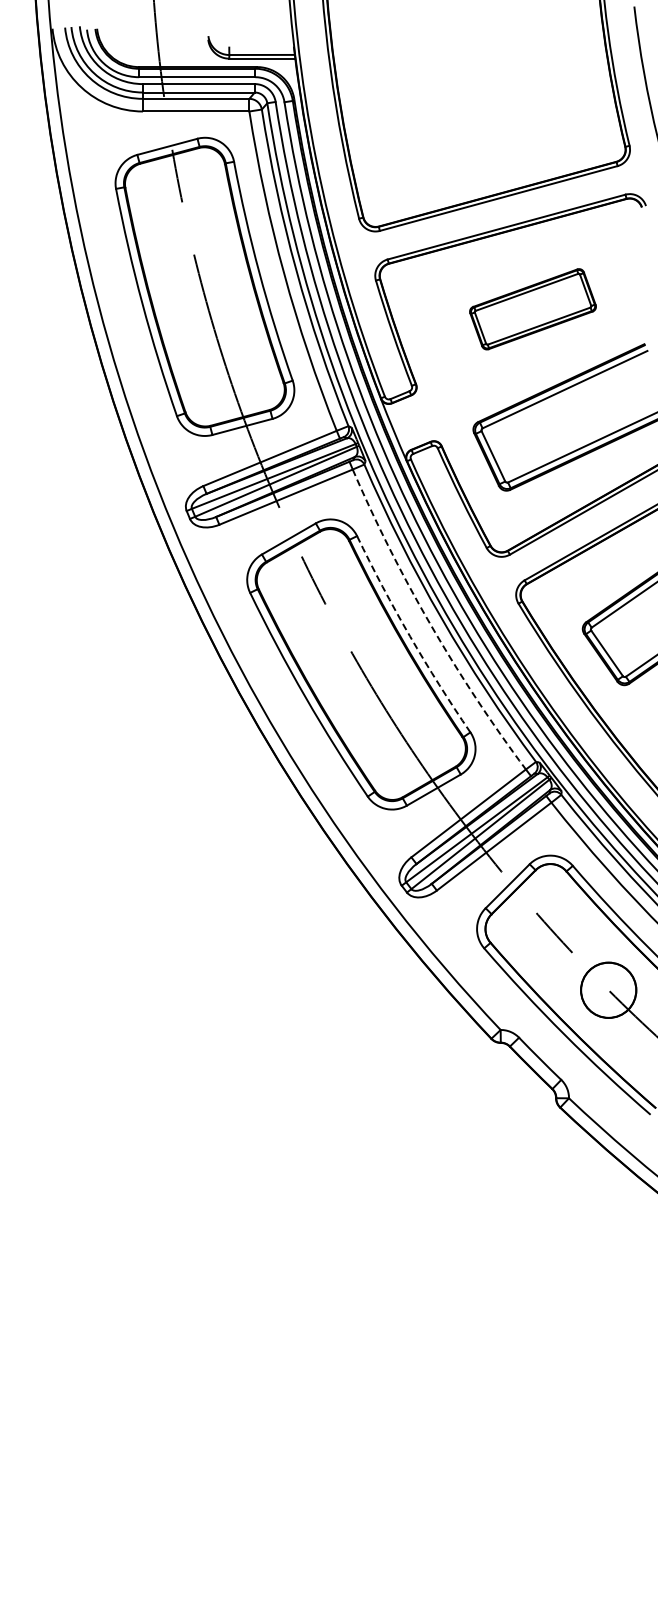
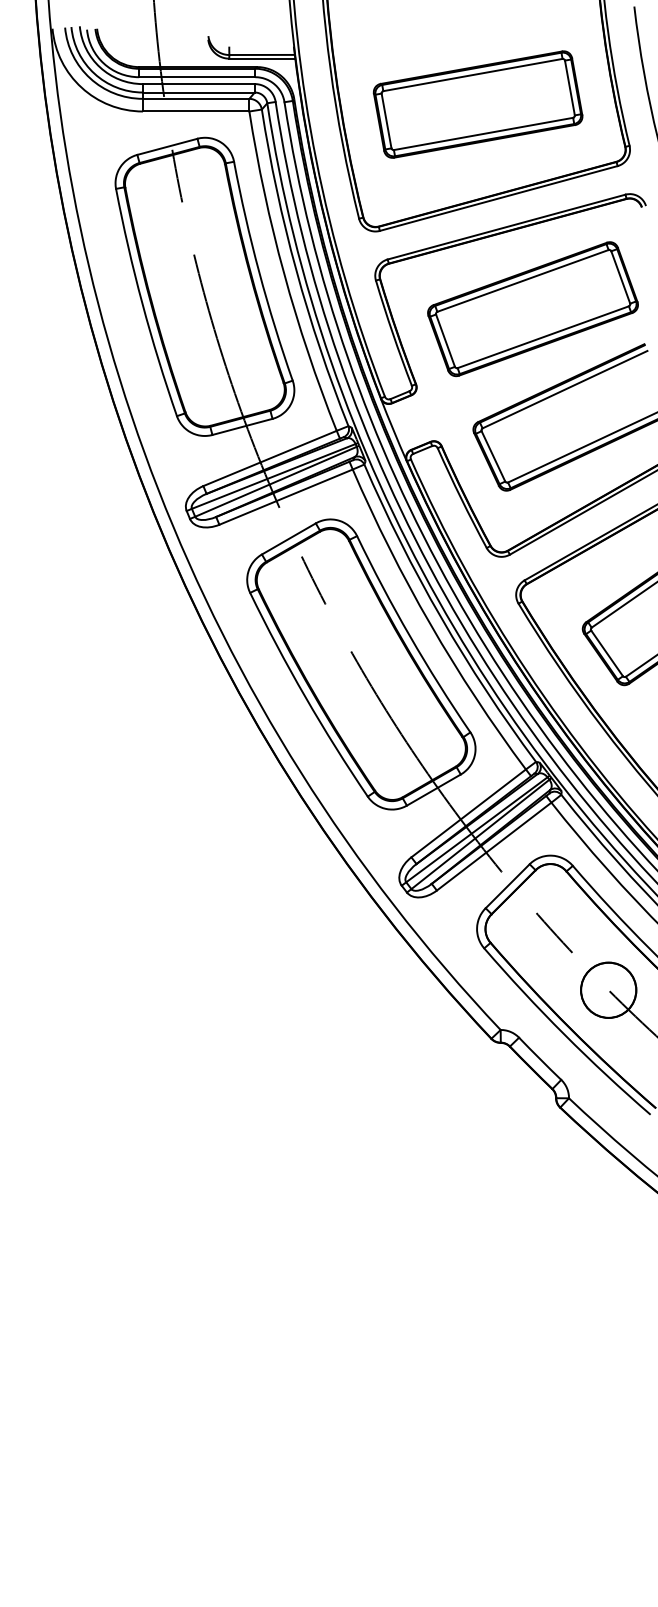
part: none -> present (477, 104)
part size: 128x83 px -> 212x137 px (532, 309)
arc: dashed -> solid (430, 624)
arc: dashed -> solid (410, 636)
